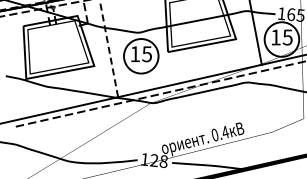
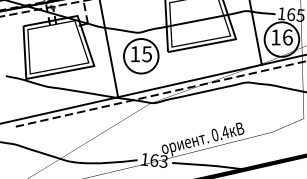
text: 15 -> 16 (287, 37)
line: dashed -> solid (109, 49)
text: 128 -> 163 (158, 160)
